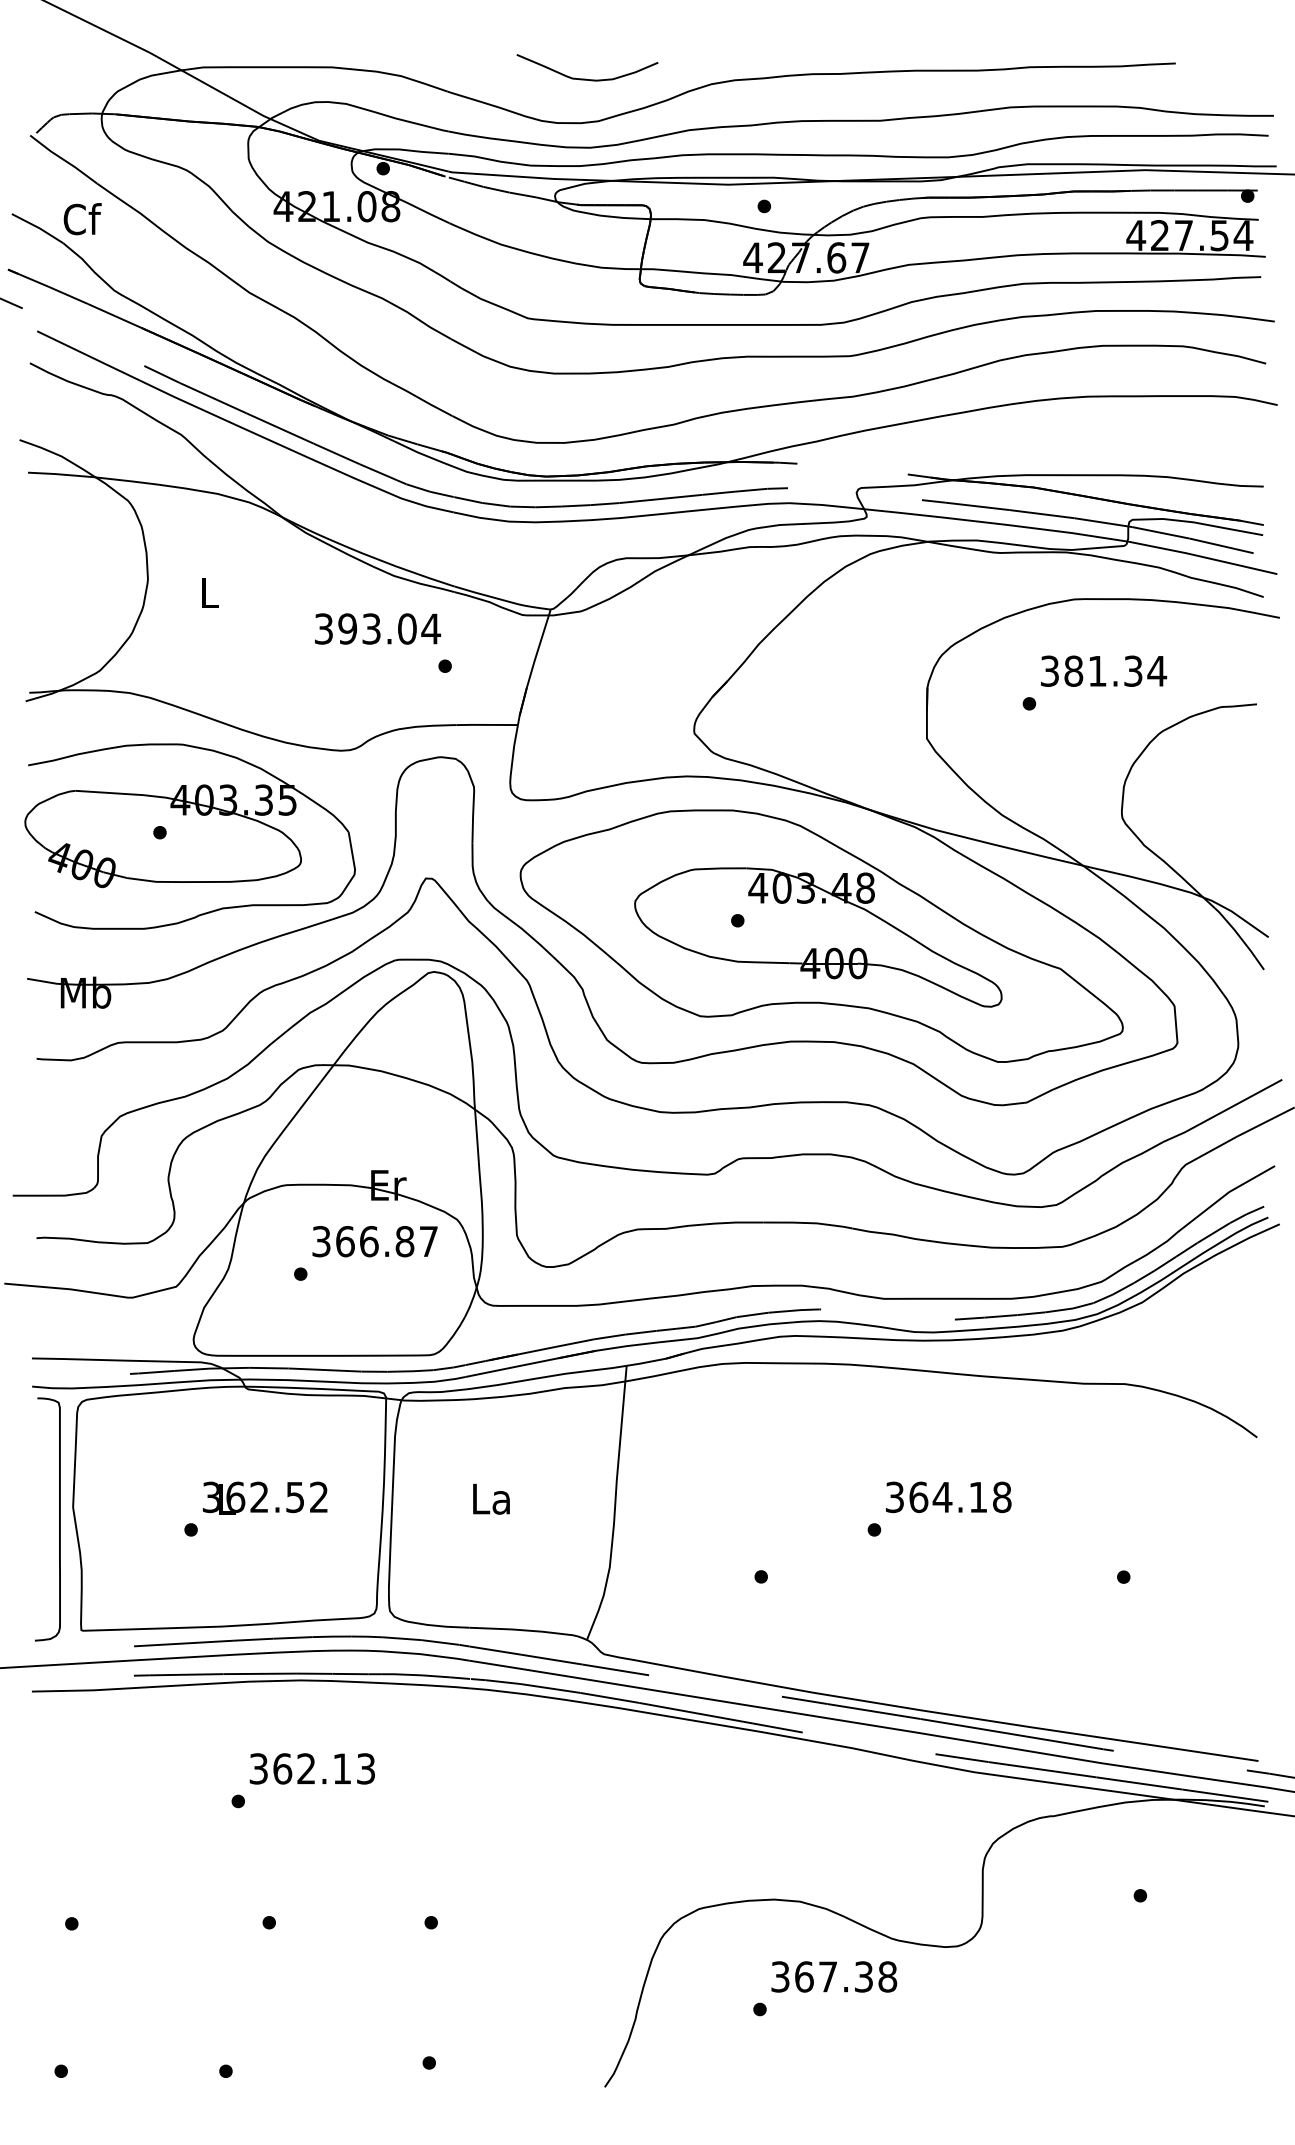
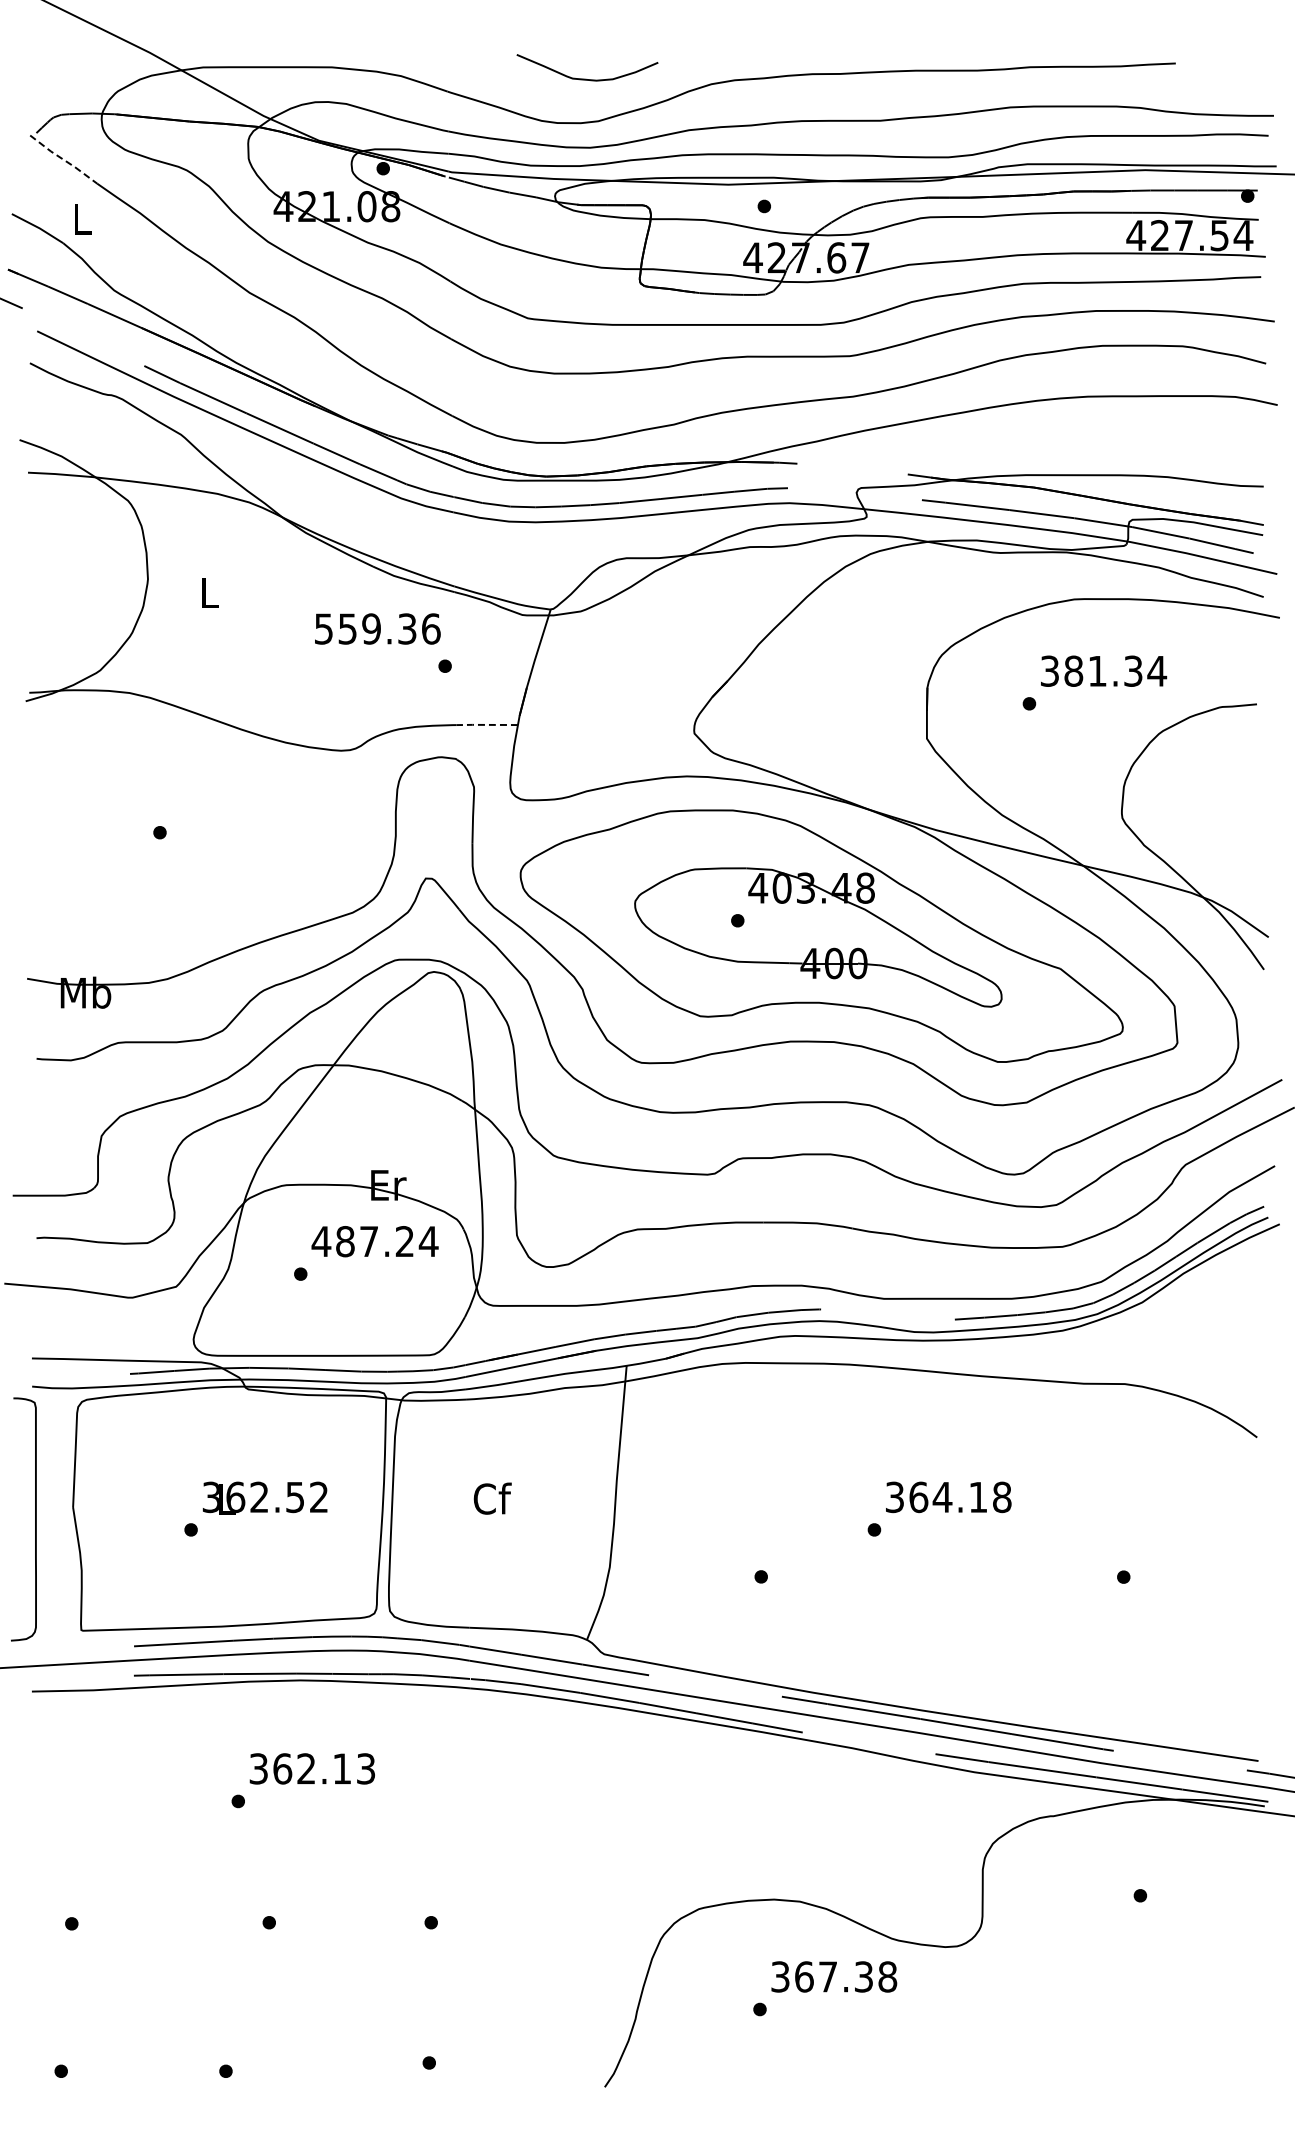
line: solid -> dashed (63, 159)
text: Cf -> L (82, 219)
text: 393.04 -> 559.36 (378, 628)
line: solid -> dashed (487, 724)
part: present -> none (189, 836)
text: 366.87 -> 487.24 (374, 1241)
text: La -> Cf (492, 1498)
curve position: (59, 1519) -> (35, 1519) (35, 1519)
